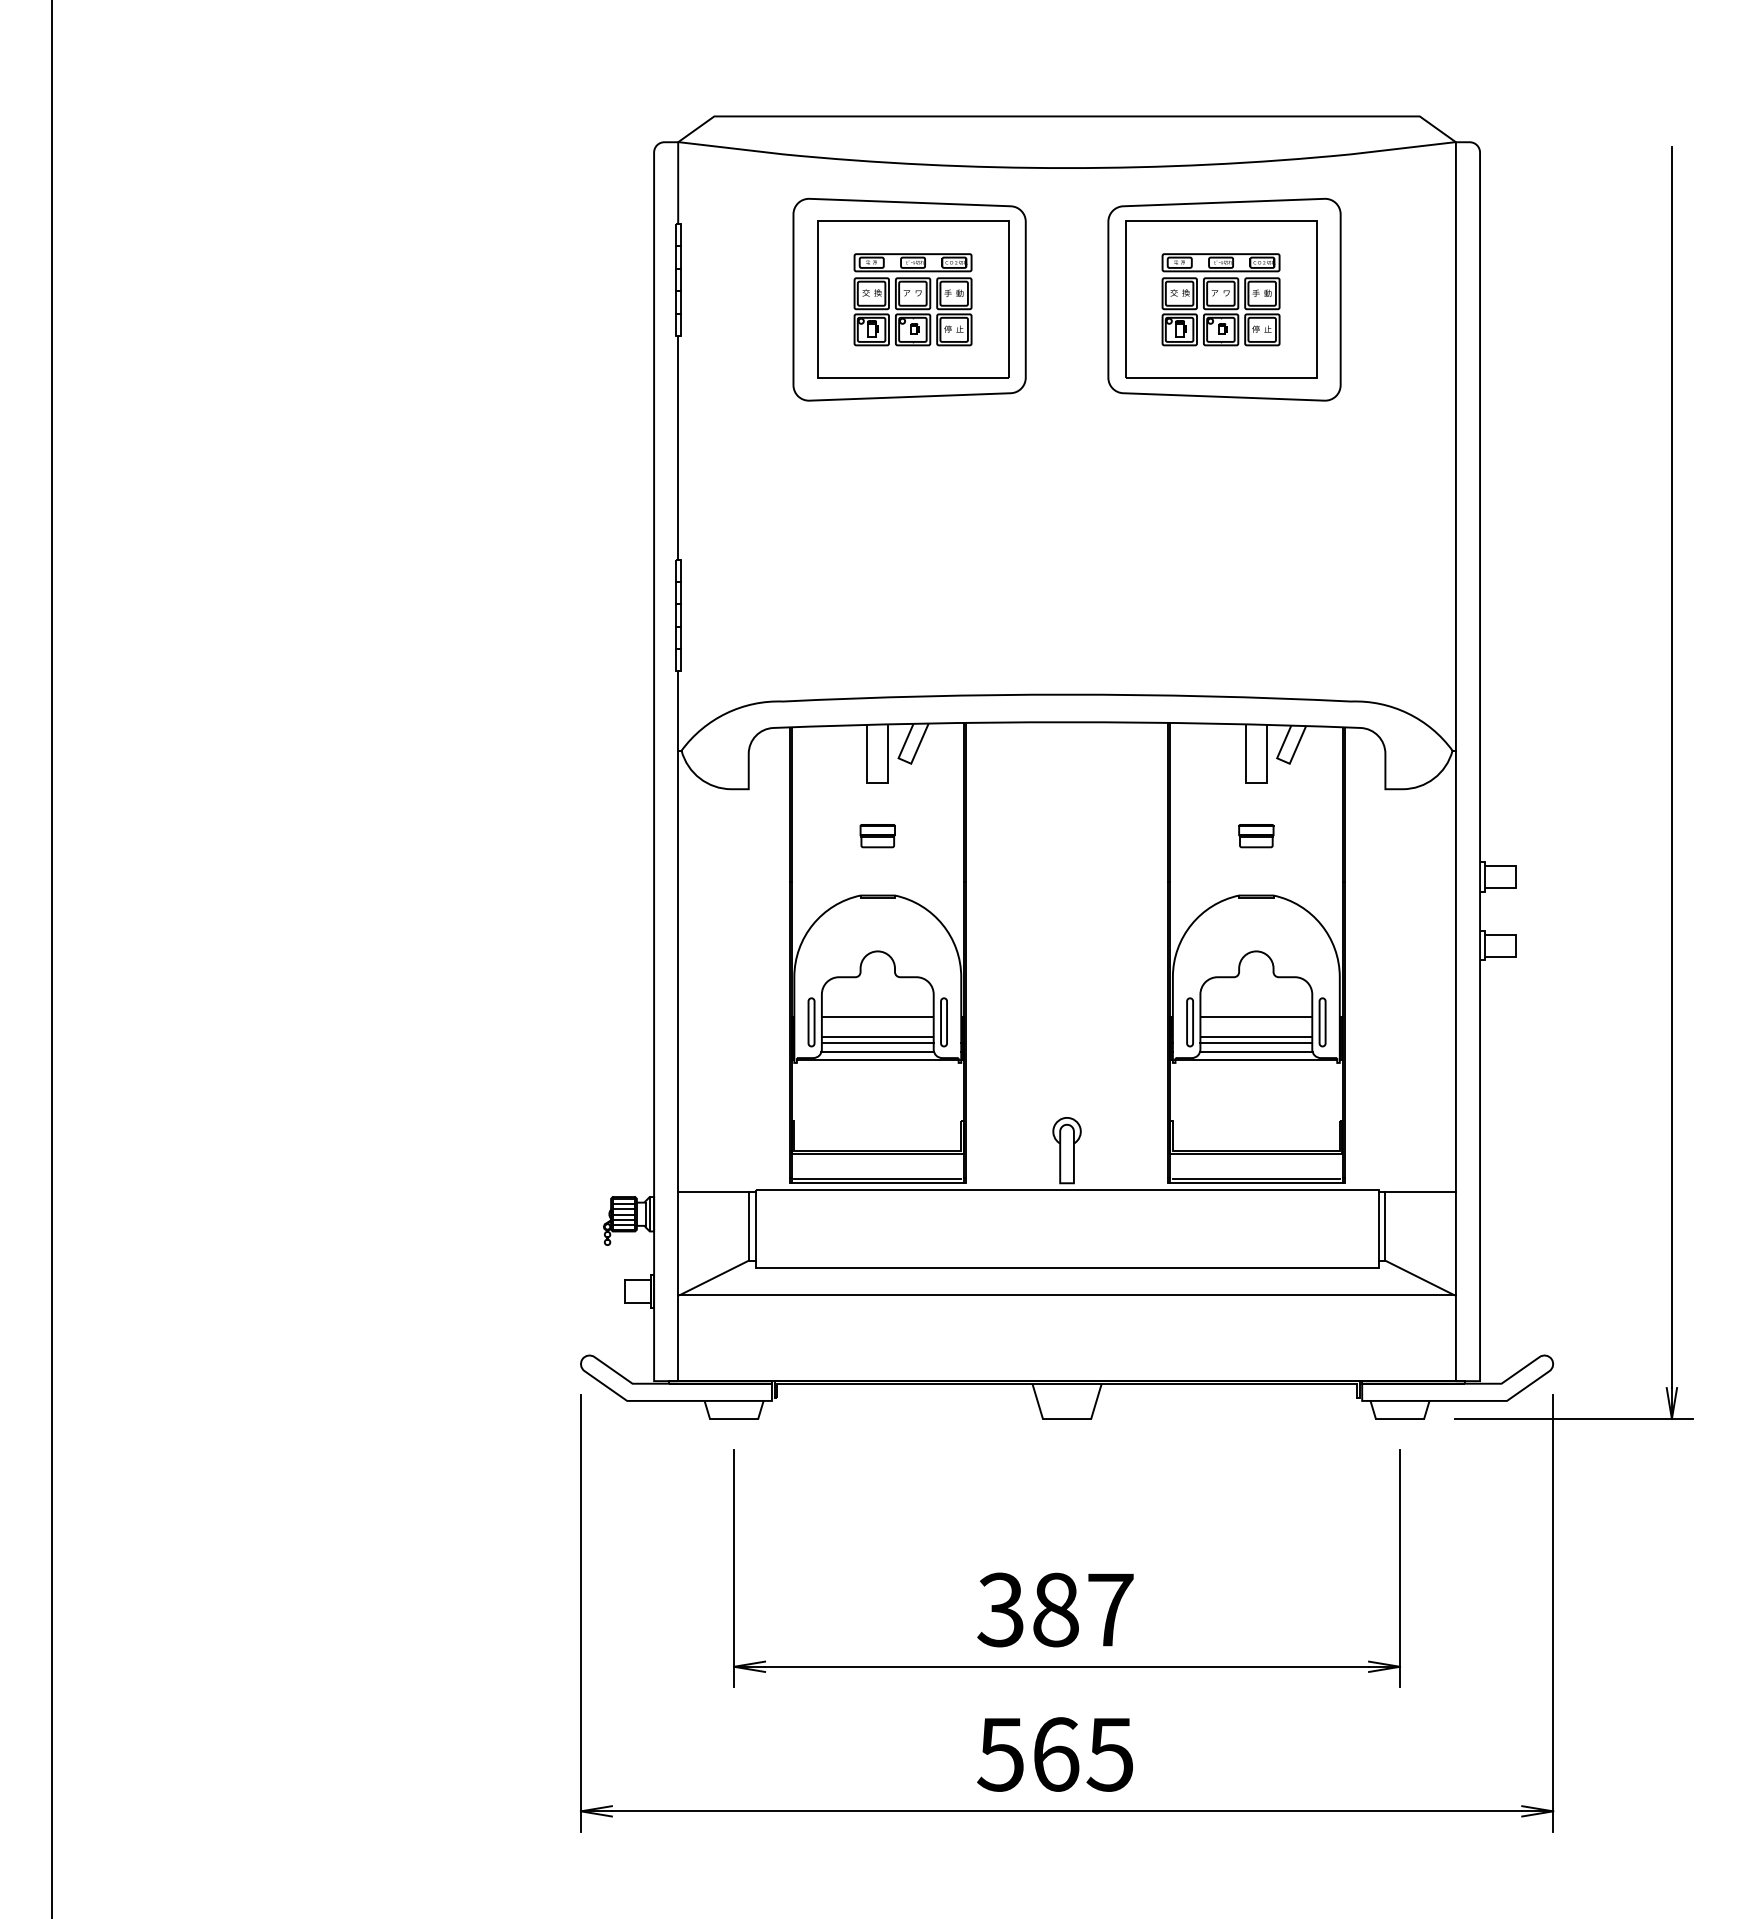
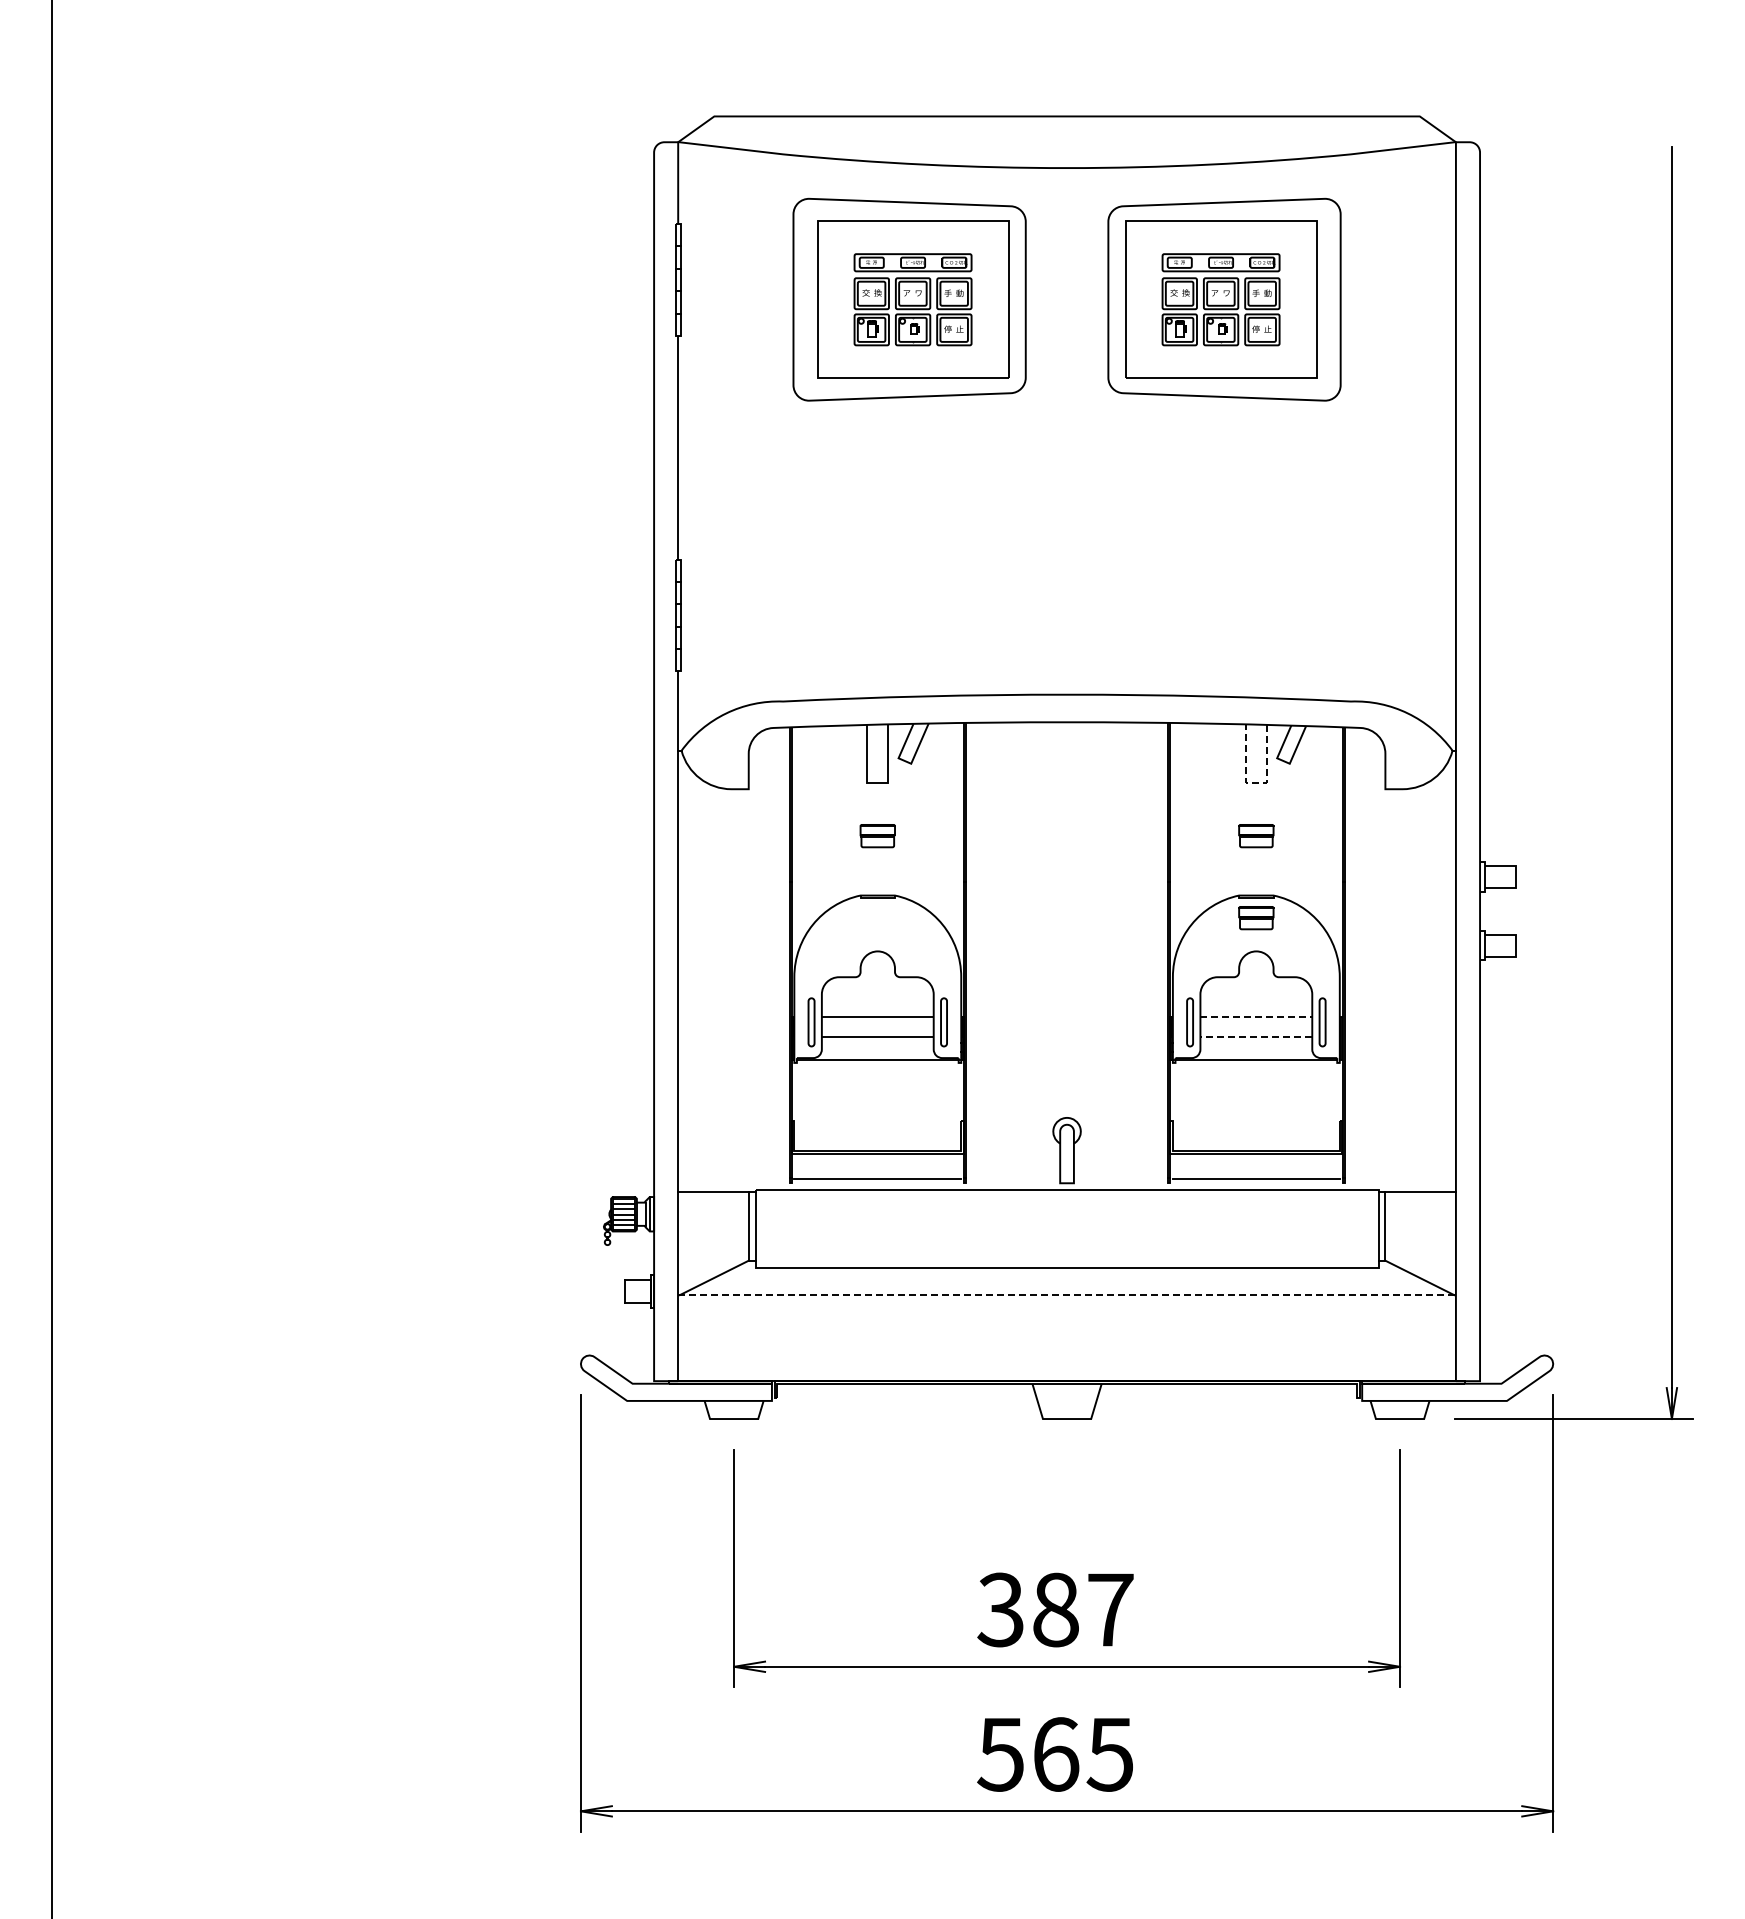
line: solid -> dashed (1255, 783)
part: none -> present (1256, 918)
line: solid -> dashed (1256, 1016)
line: solid -> dashed (1256, 1036)
line: present -> none (877, 1043)
line: present -> none (1256, 1043)
line: present -> none (877, 1052)
line: present -> none (1256, 1052)
line: present -> none (877, 1182)
line: present -> none (1256, 1182)
line: solid -> dashed (1067, 1295)
